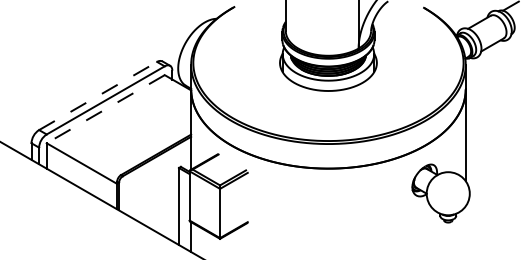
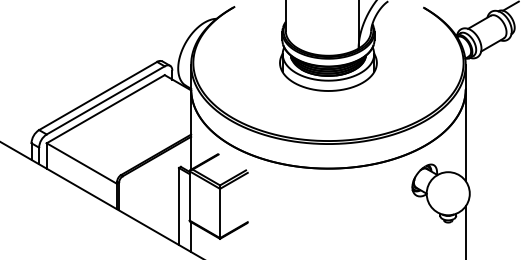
line: dashed -> solid (98, 95)
line: dashed -> solid (105, 109)
line: none -> present (465, 231)
